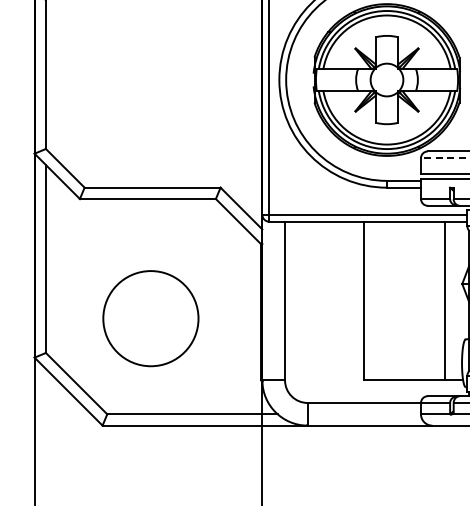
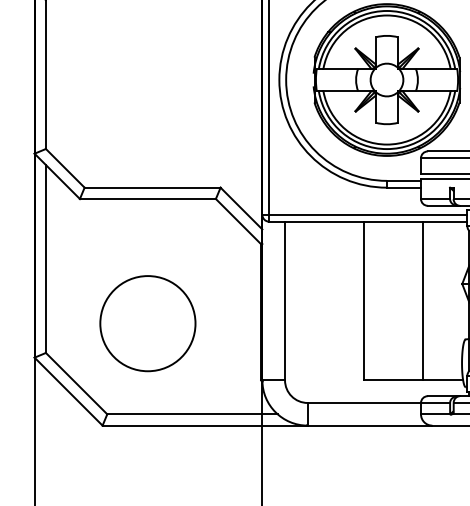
line: dashed -> solid (444, 158)
line position: (445, 300) -> (423, 300) (423, 300)
circle position: (150, 318) -> (147, 323) (147, 323)
